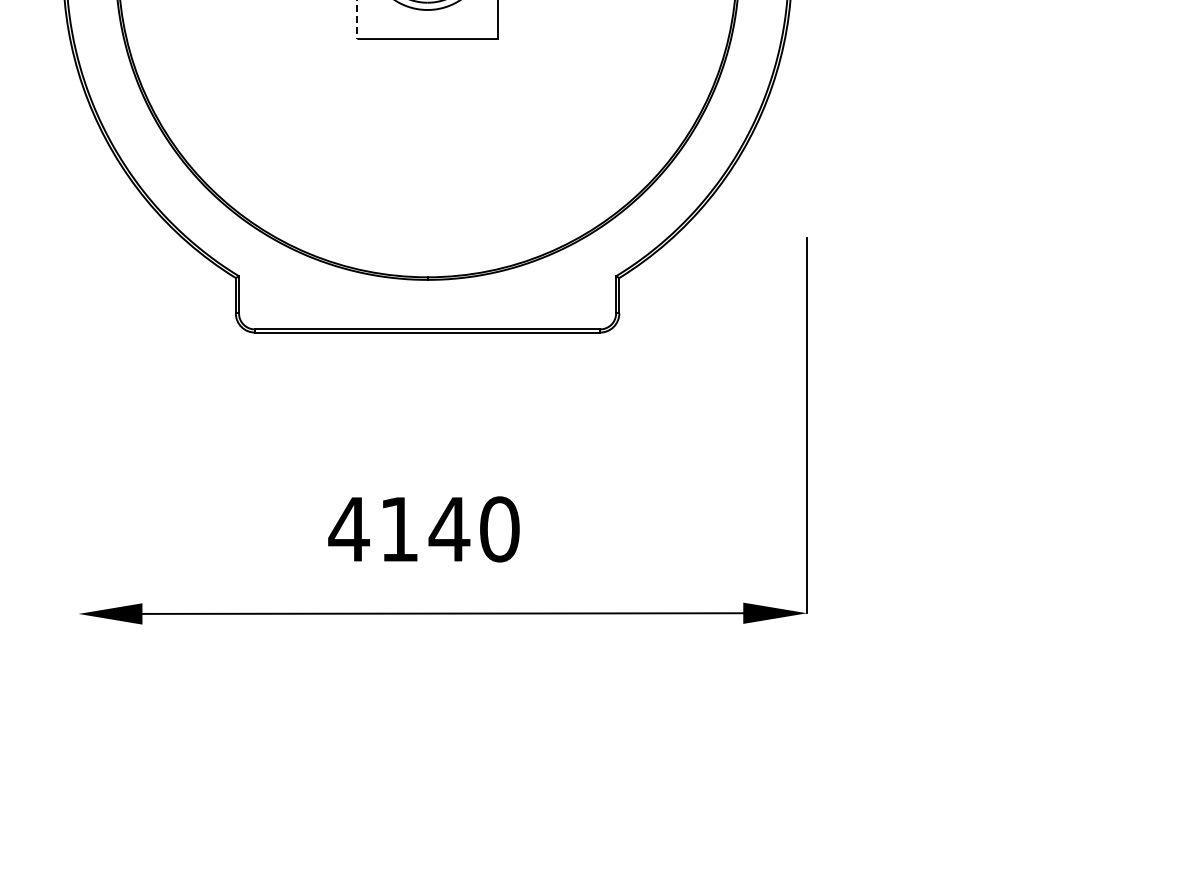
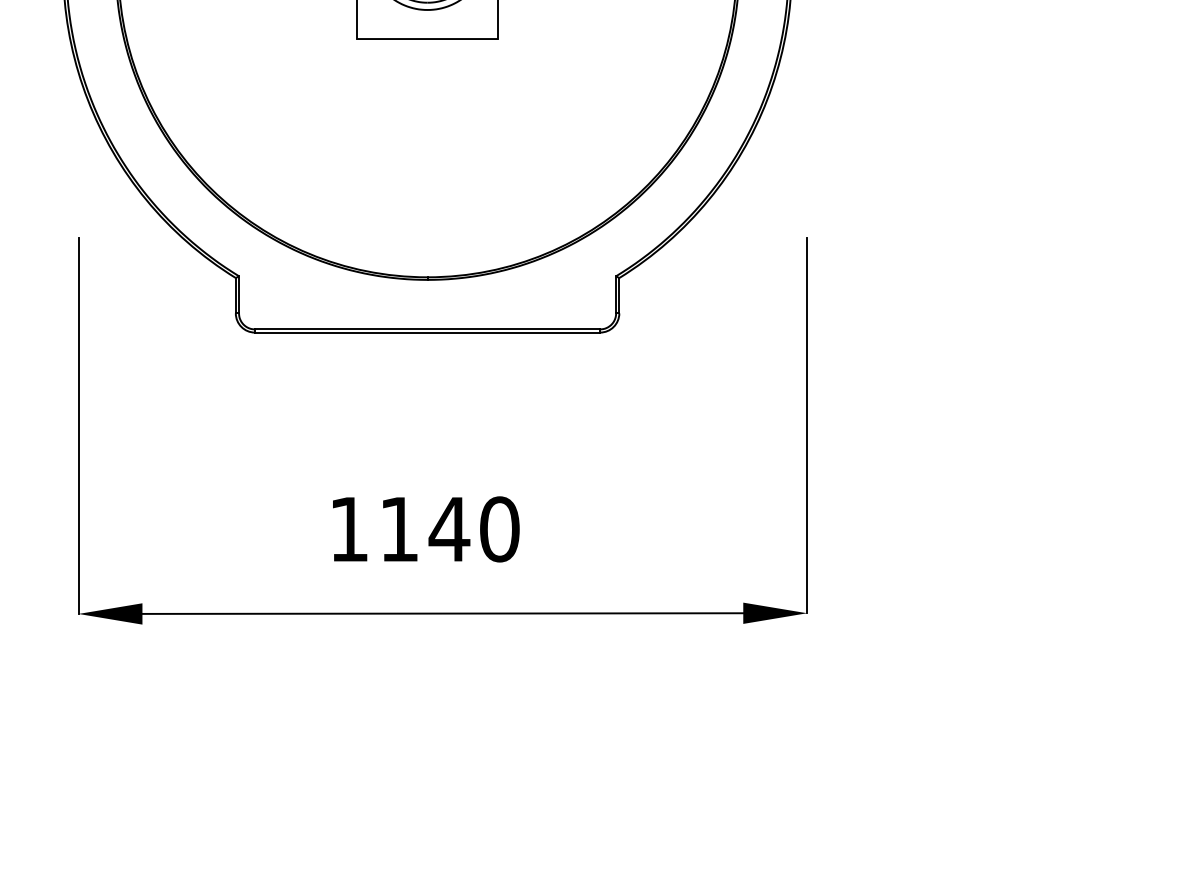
line: dashed -> solid (357, 20)
line: none -> present (78, 425)
text: 4140 -> 1140 (348, 529)
